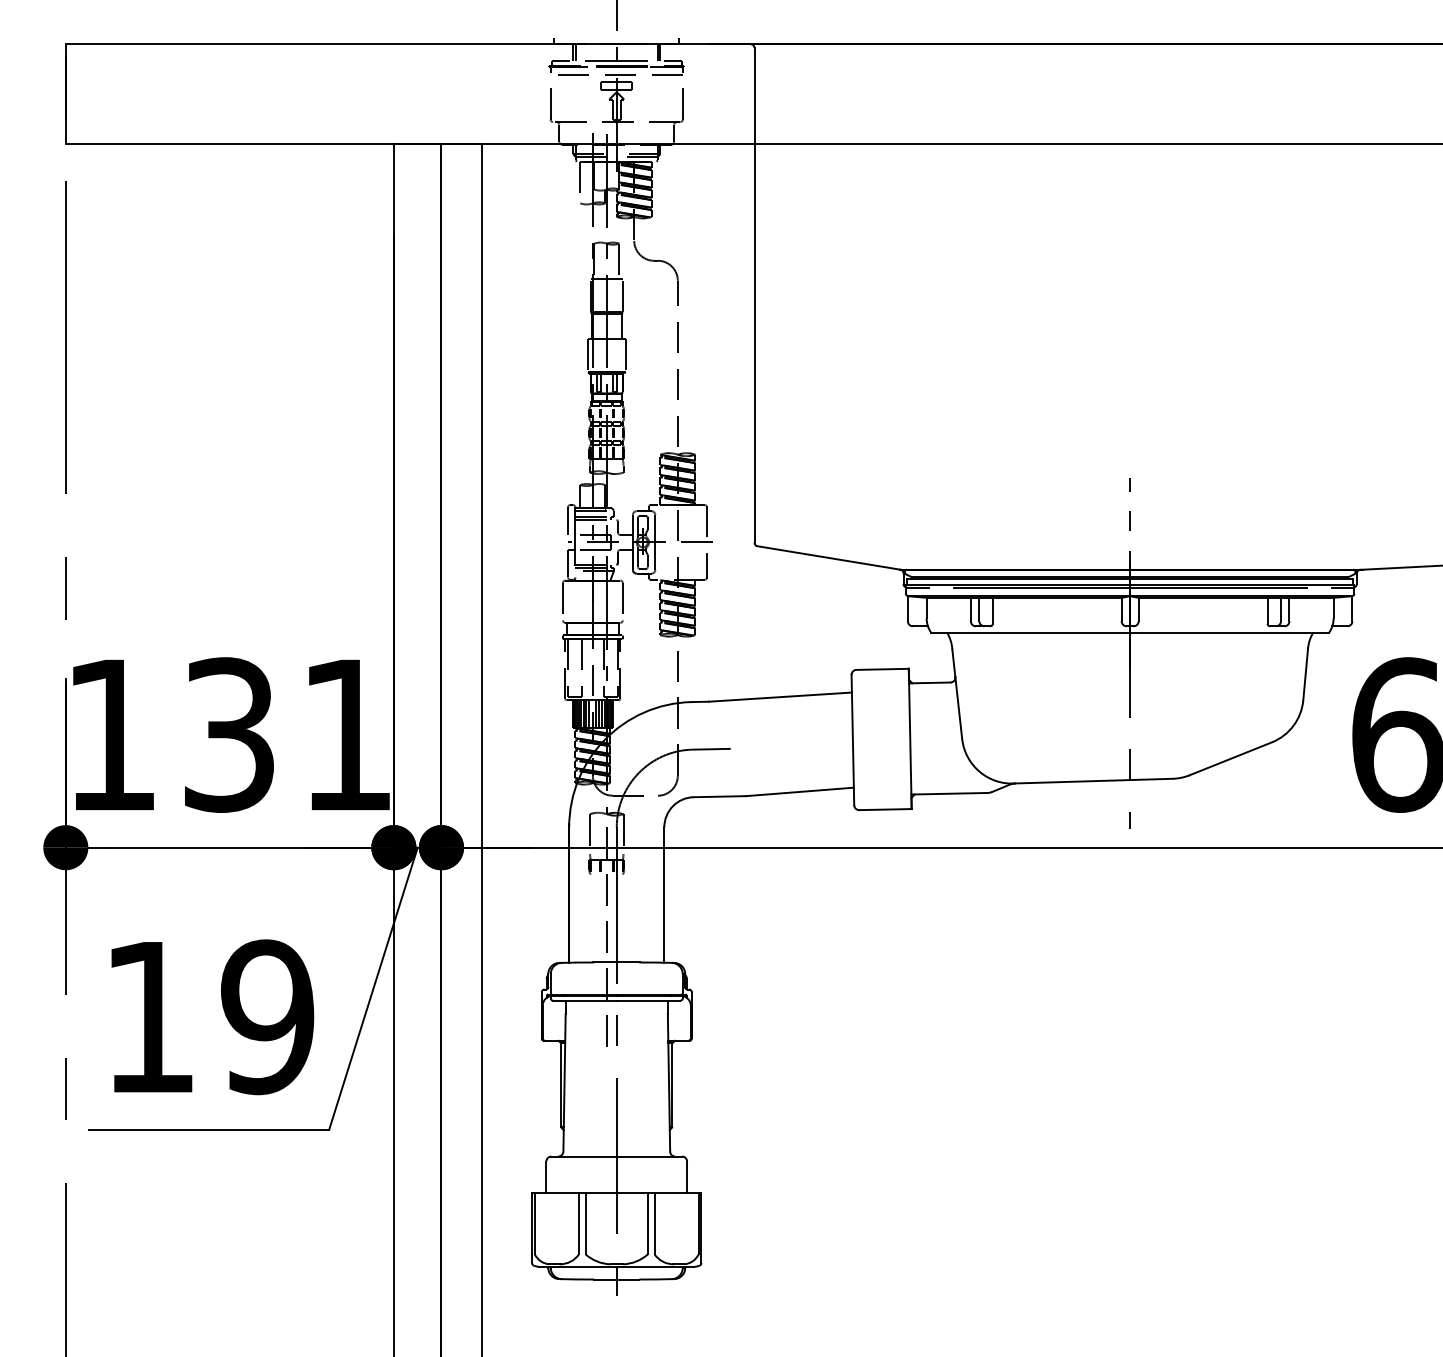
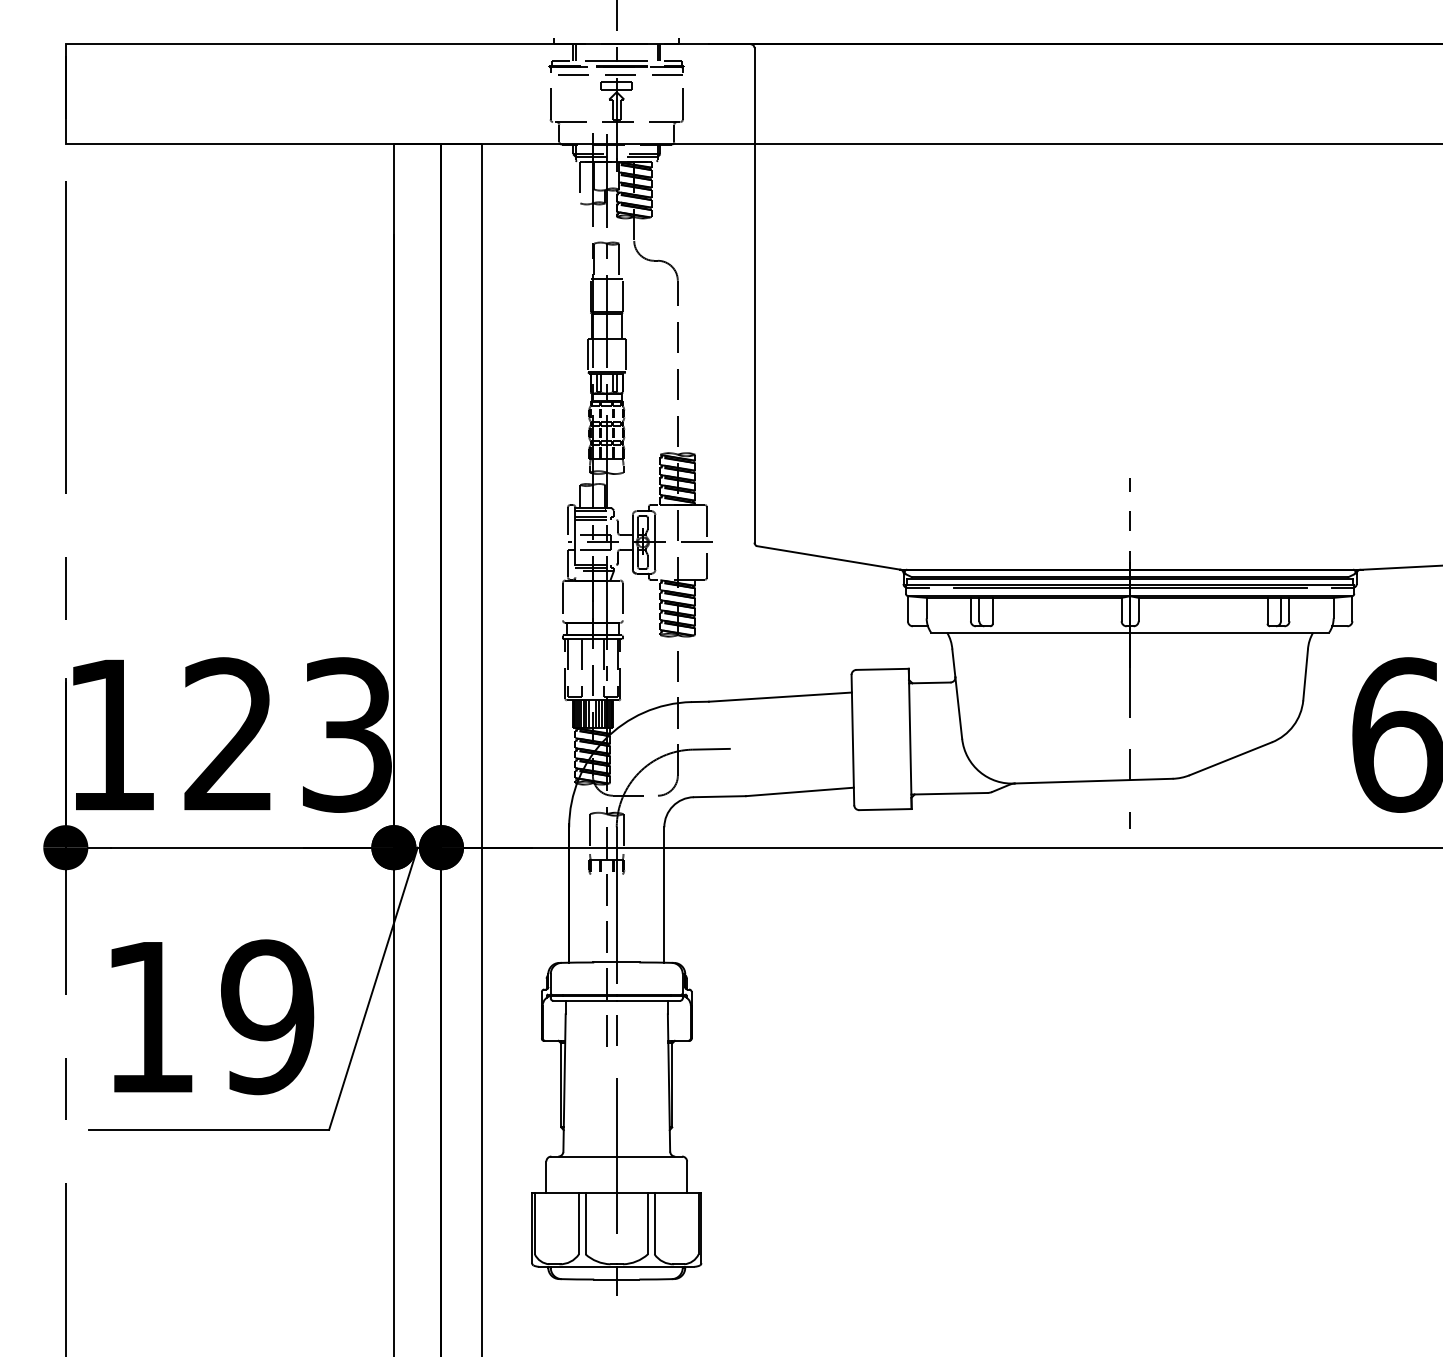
text: 131 -> 123 (287, 734)
